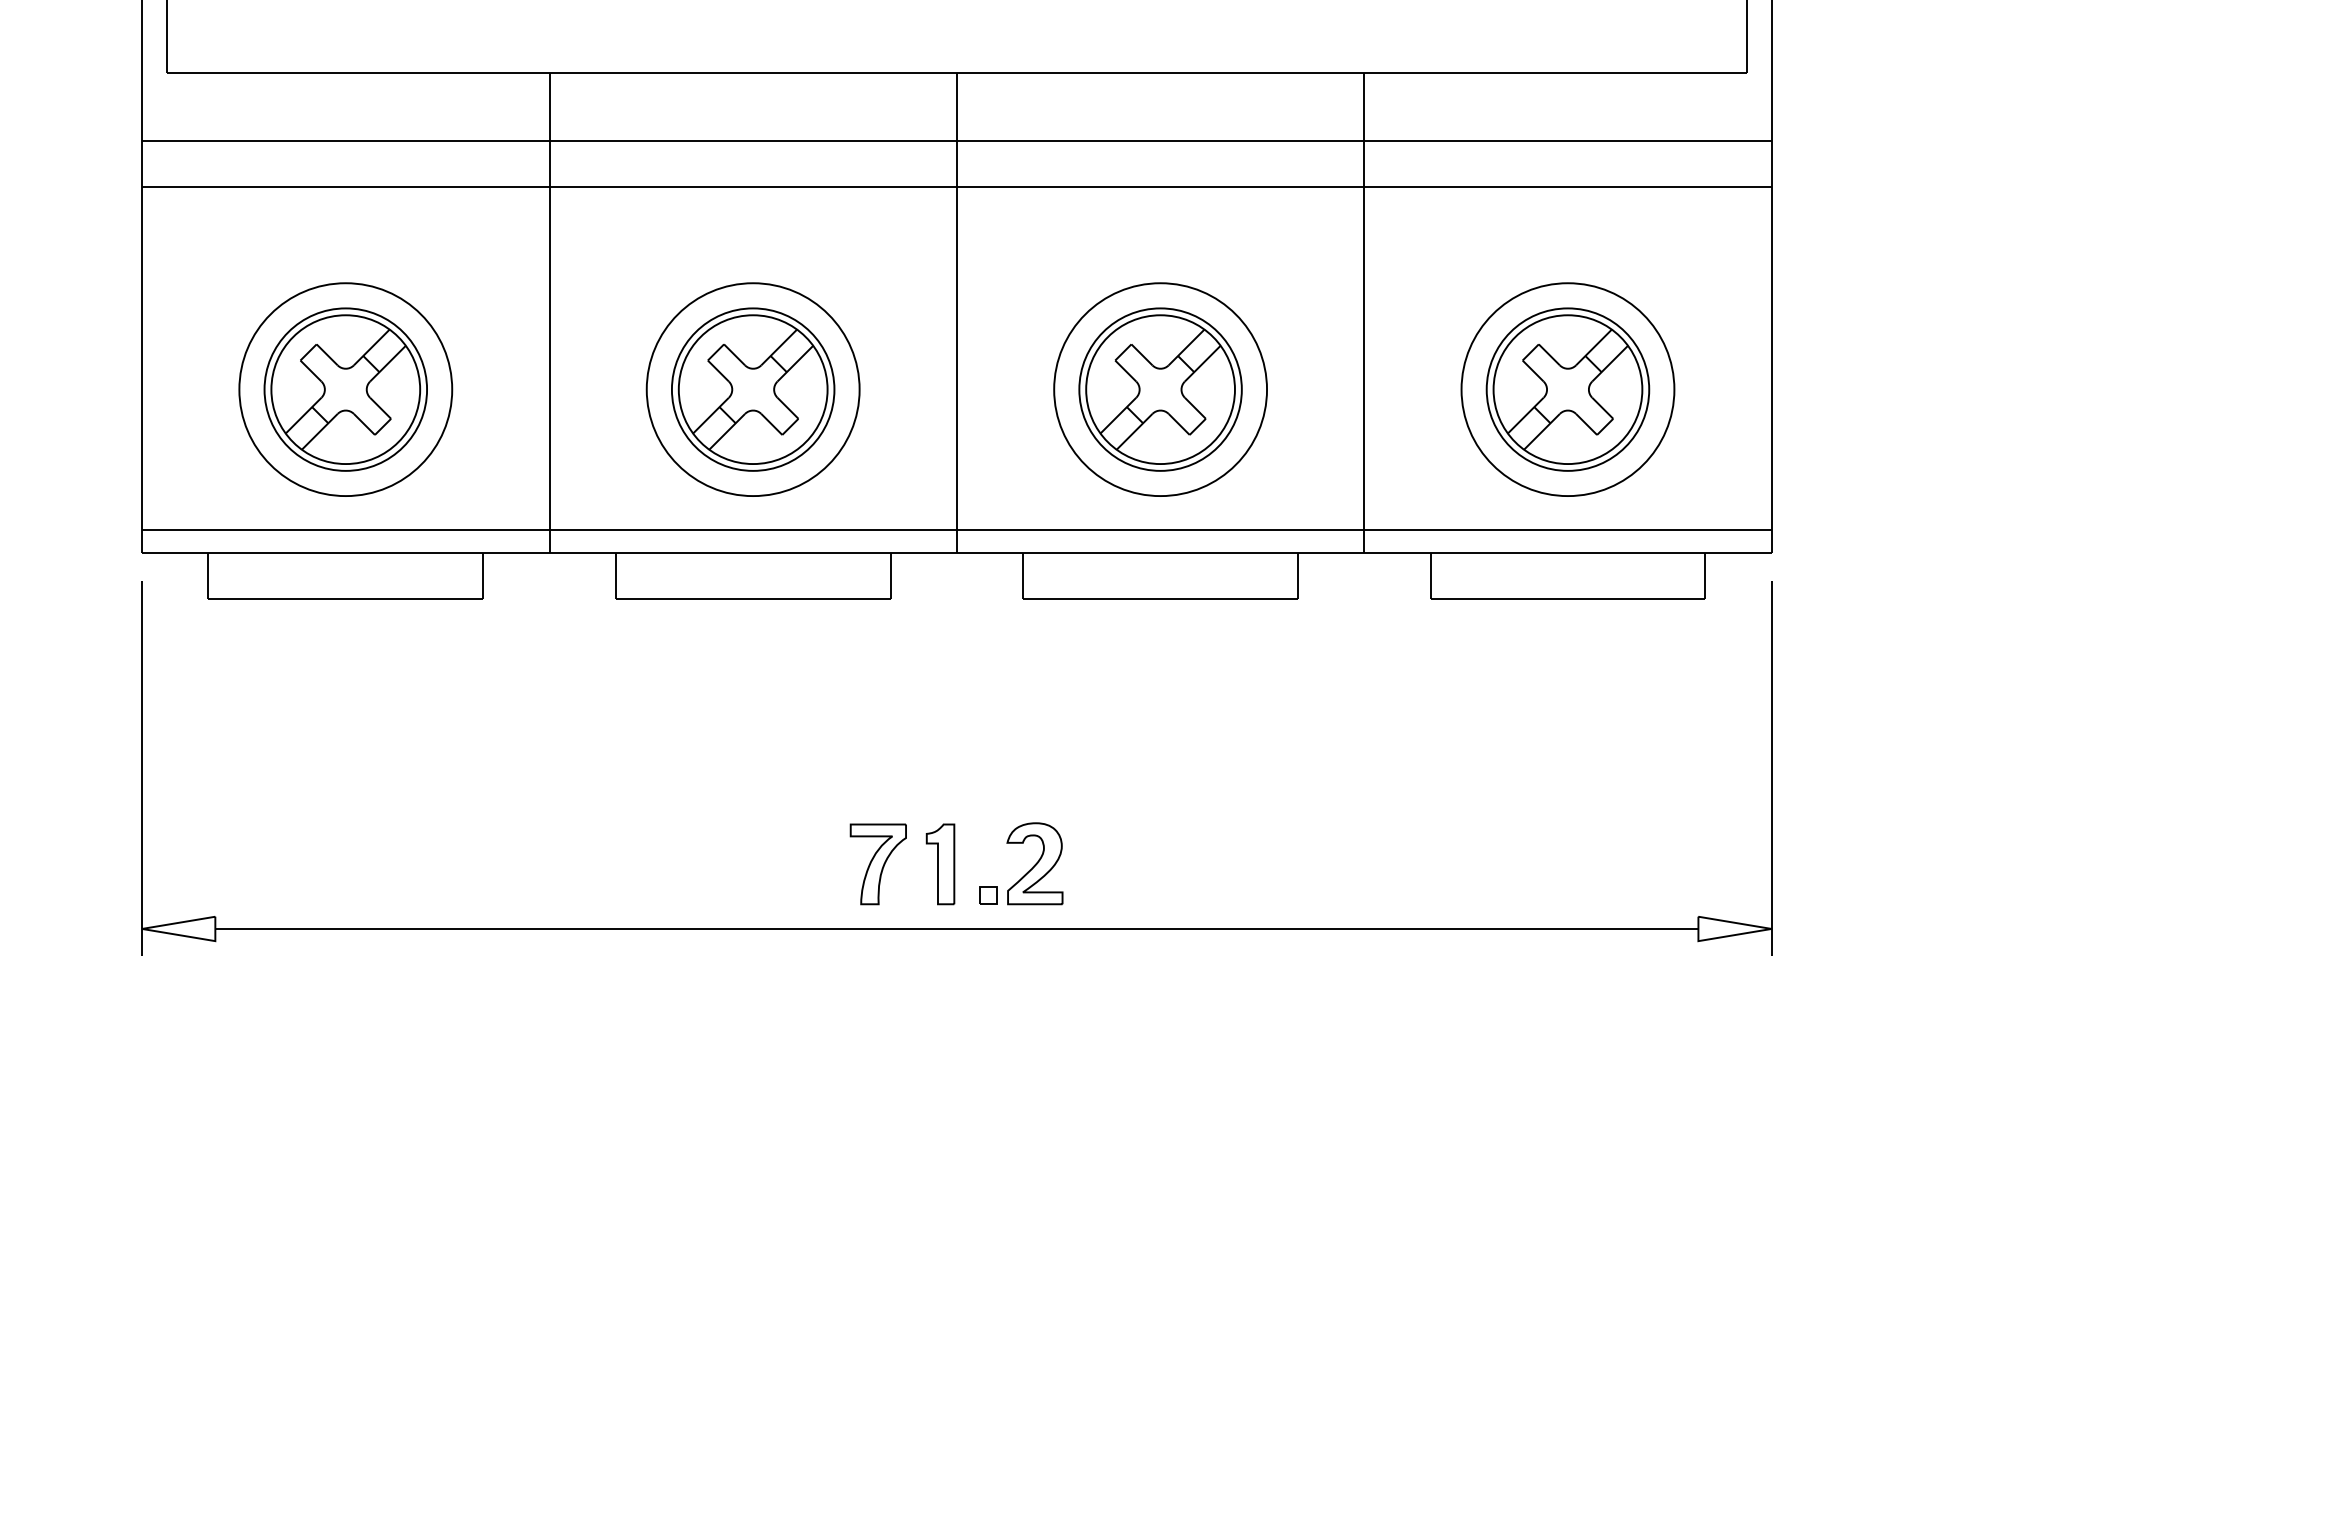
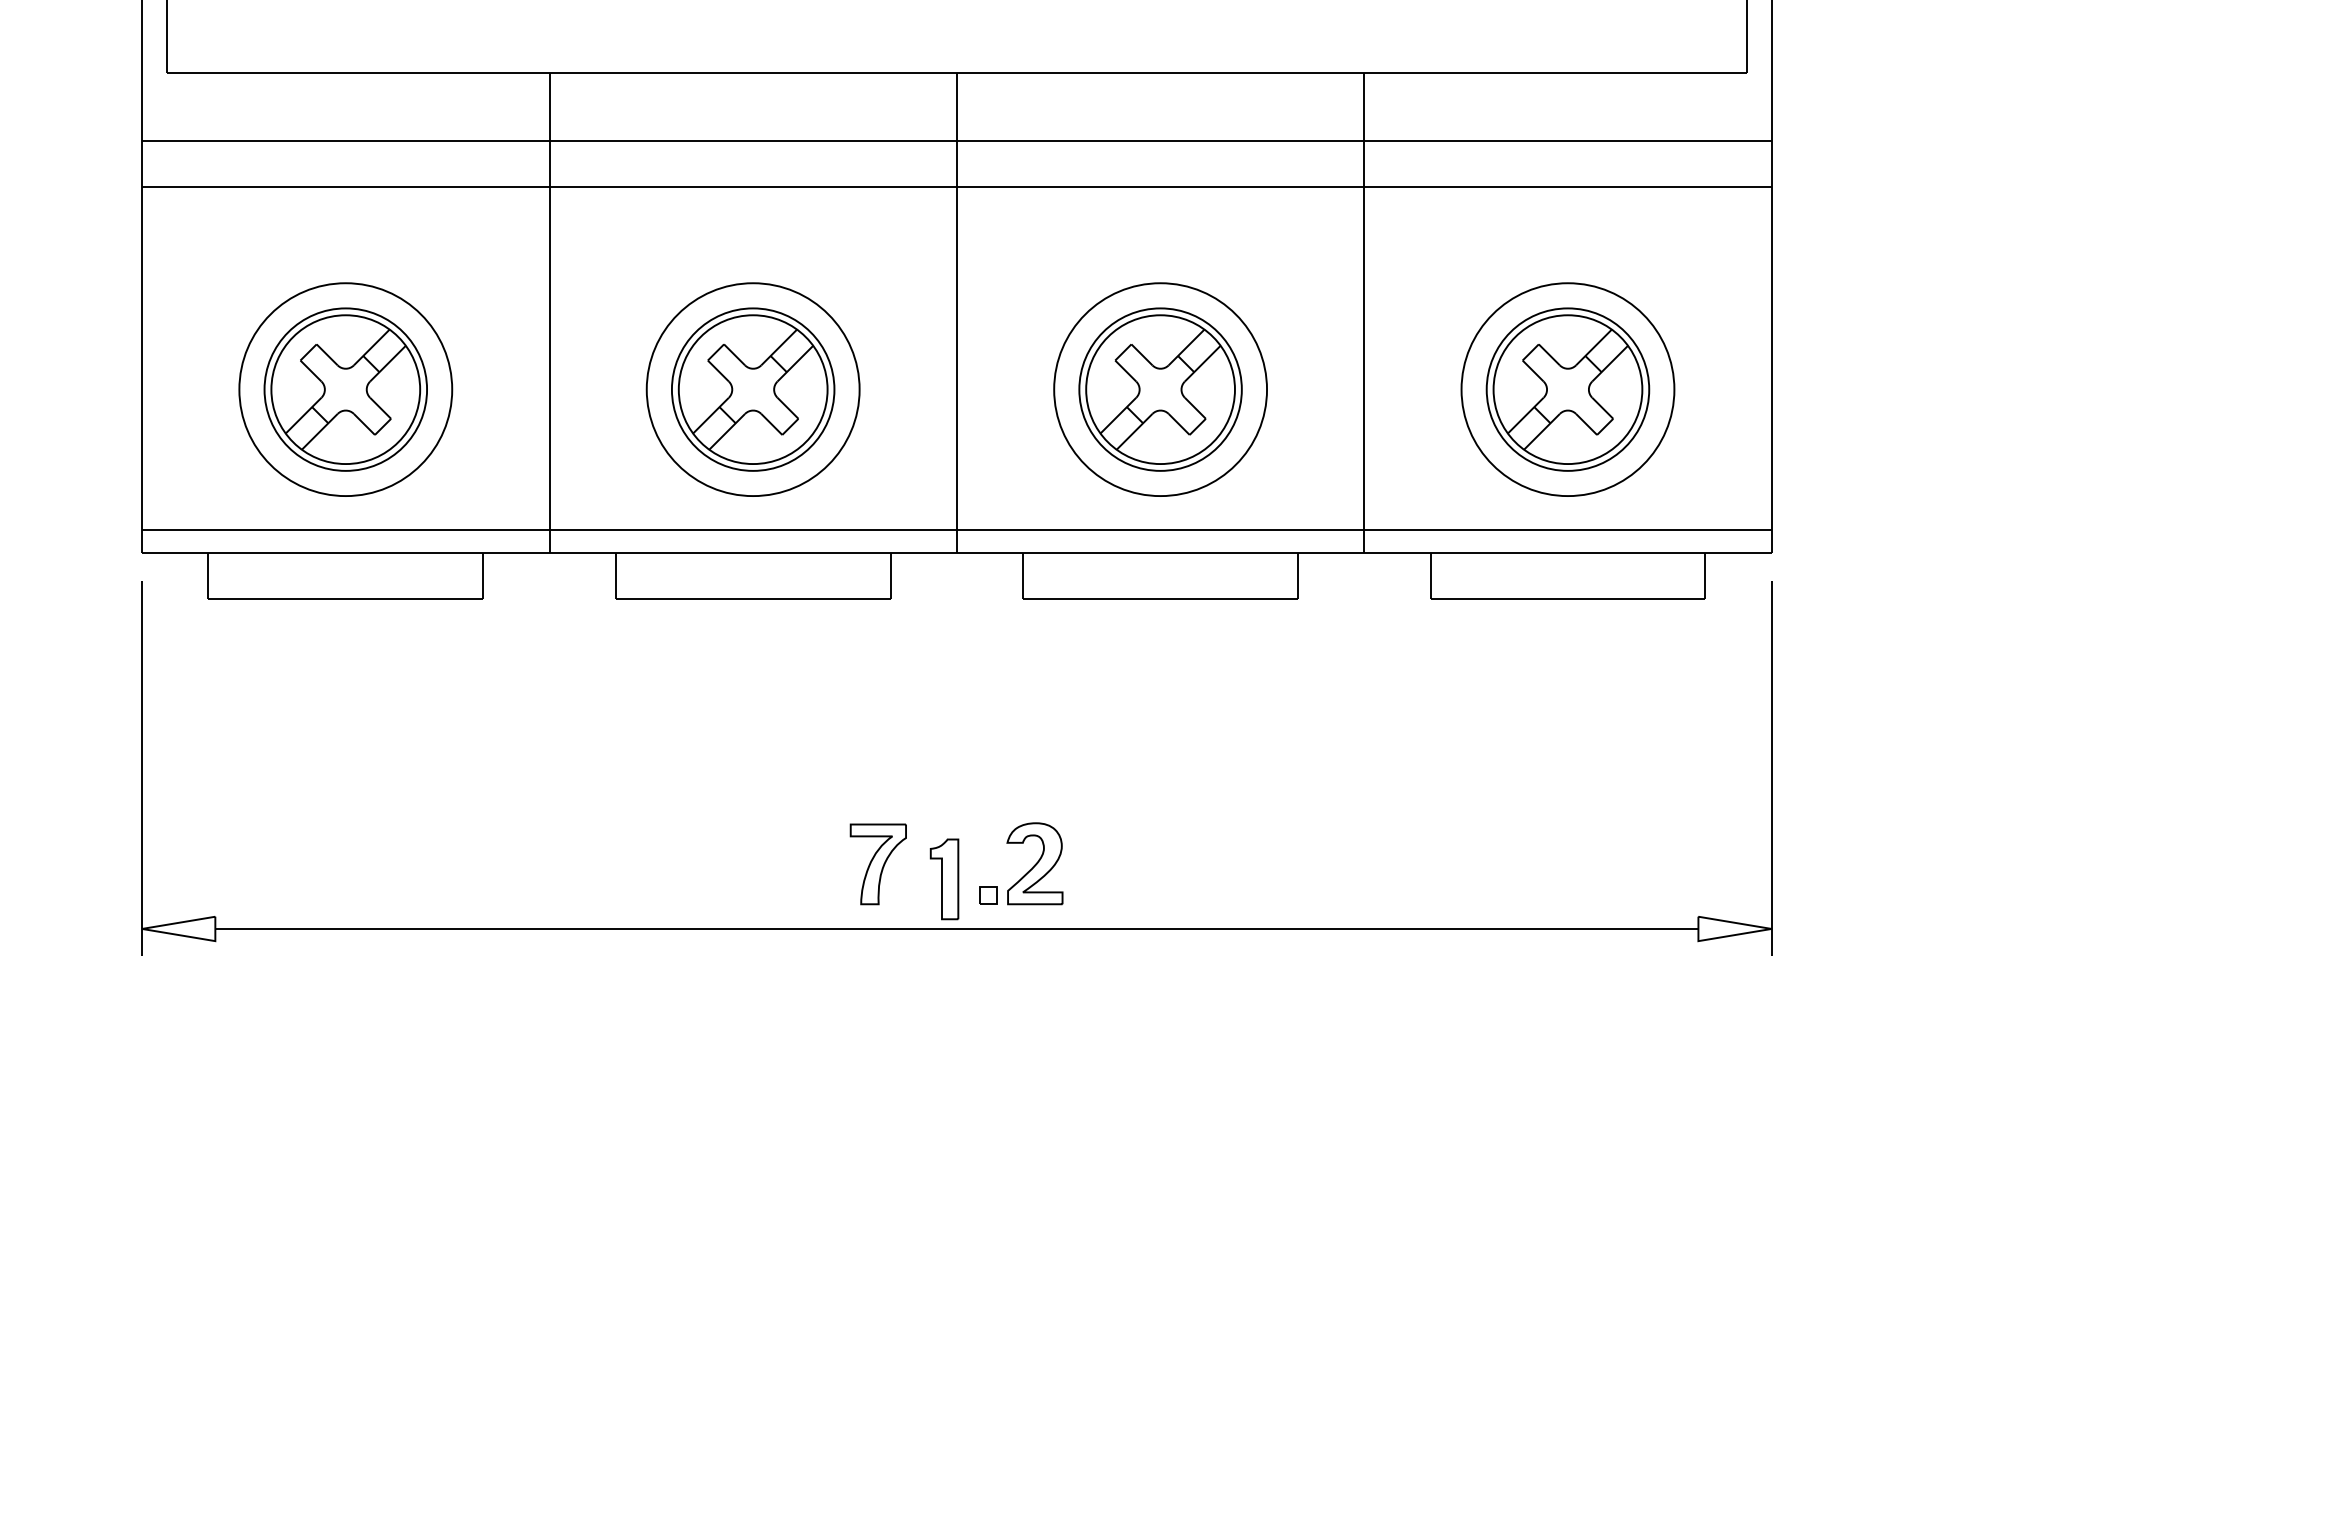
part position: (940, 864) -> (944, 879) (944, 879)
